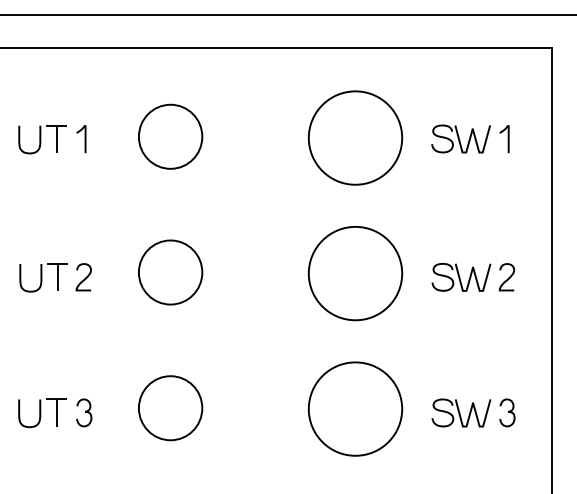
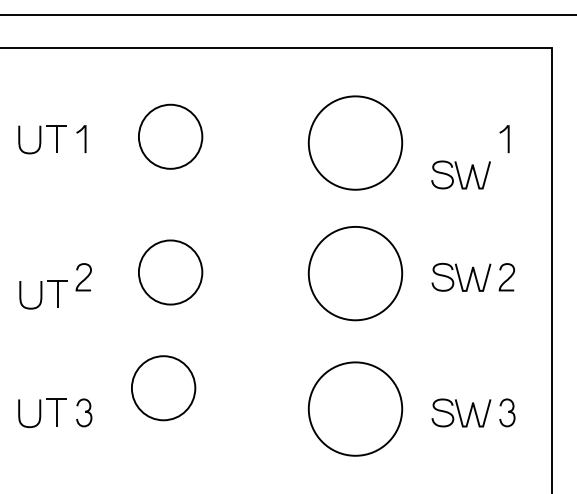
part position: (355, 137) -> (355, 142) (355, 142)
part position: (460, 138) -> (460, 174) (460, 174)
part position: (43, 277) -> (43, 294) (43, 294)
part position: (170, 408) -> (163, 388) (163, 388)
